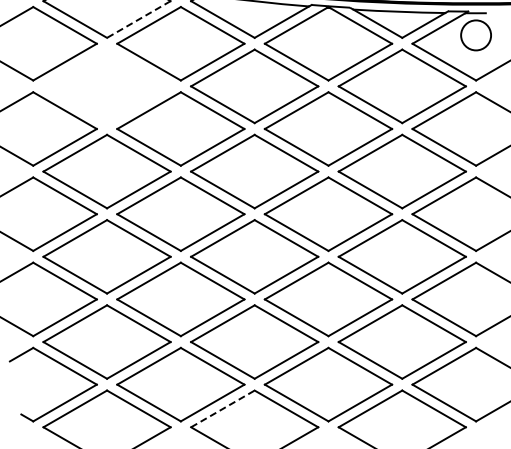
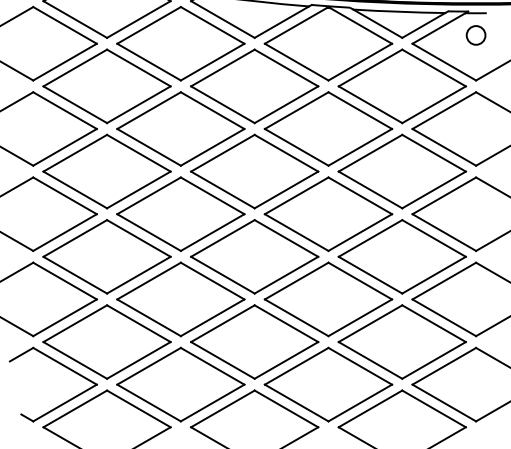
line: dashed -> solid (138, 19)
circle diameter: 30 px -> 19 px (475, 35)
part: none -> present (106, 86)
line: dashed -> solid (222, 408)
